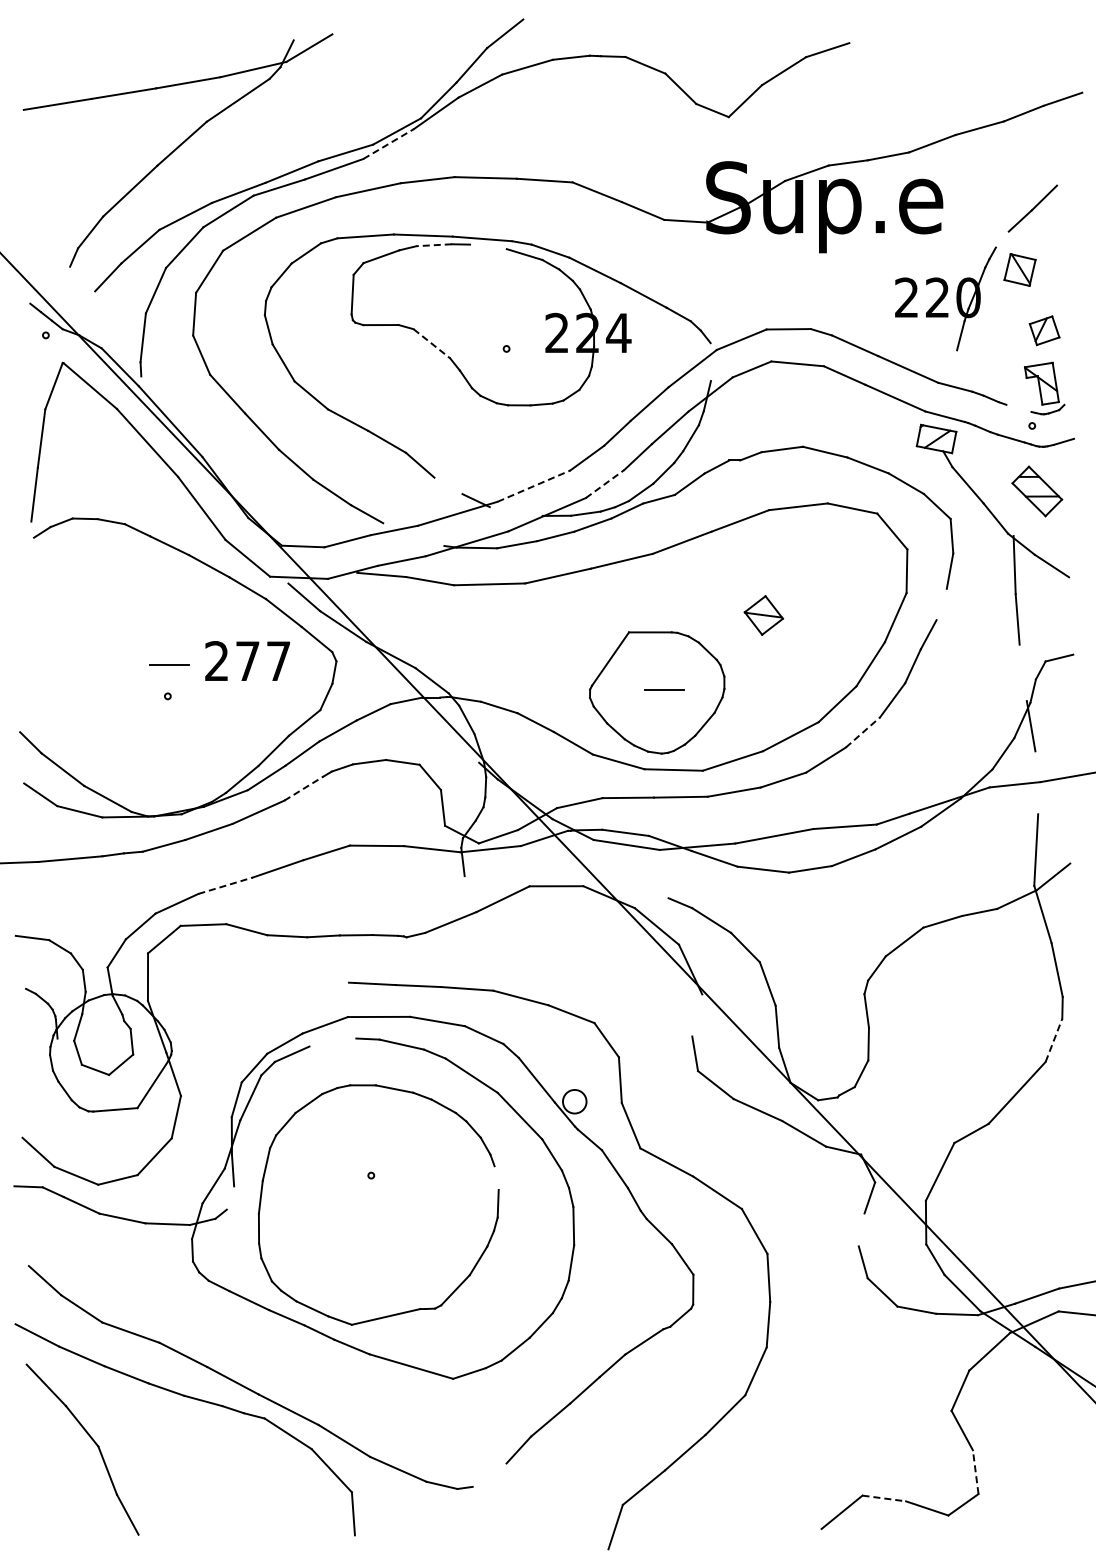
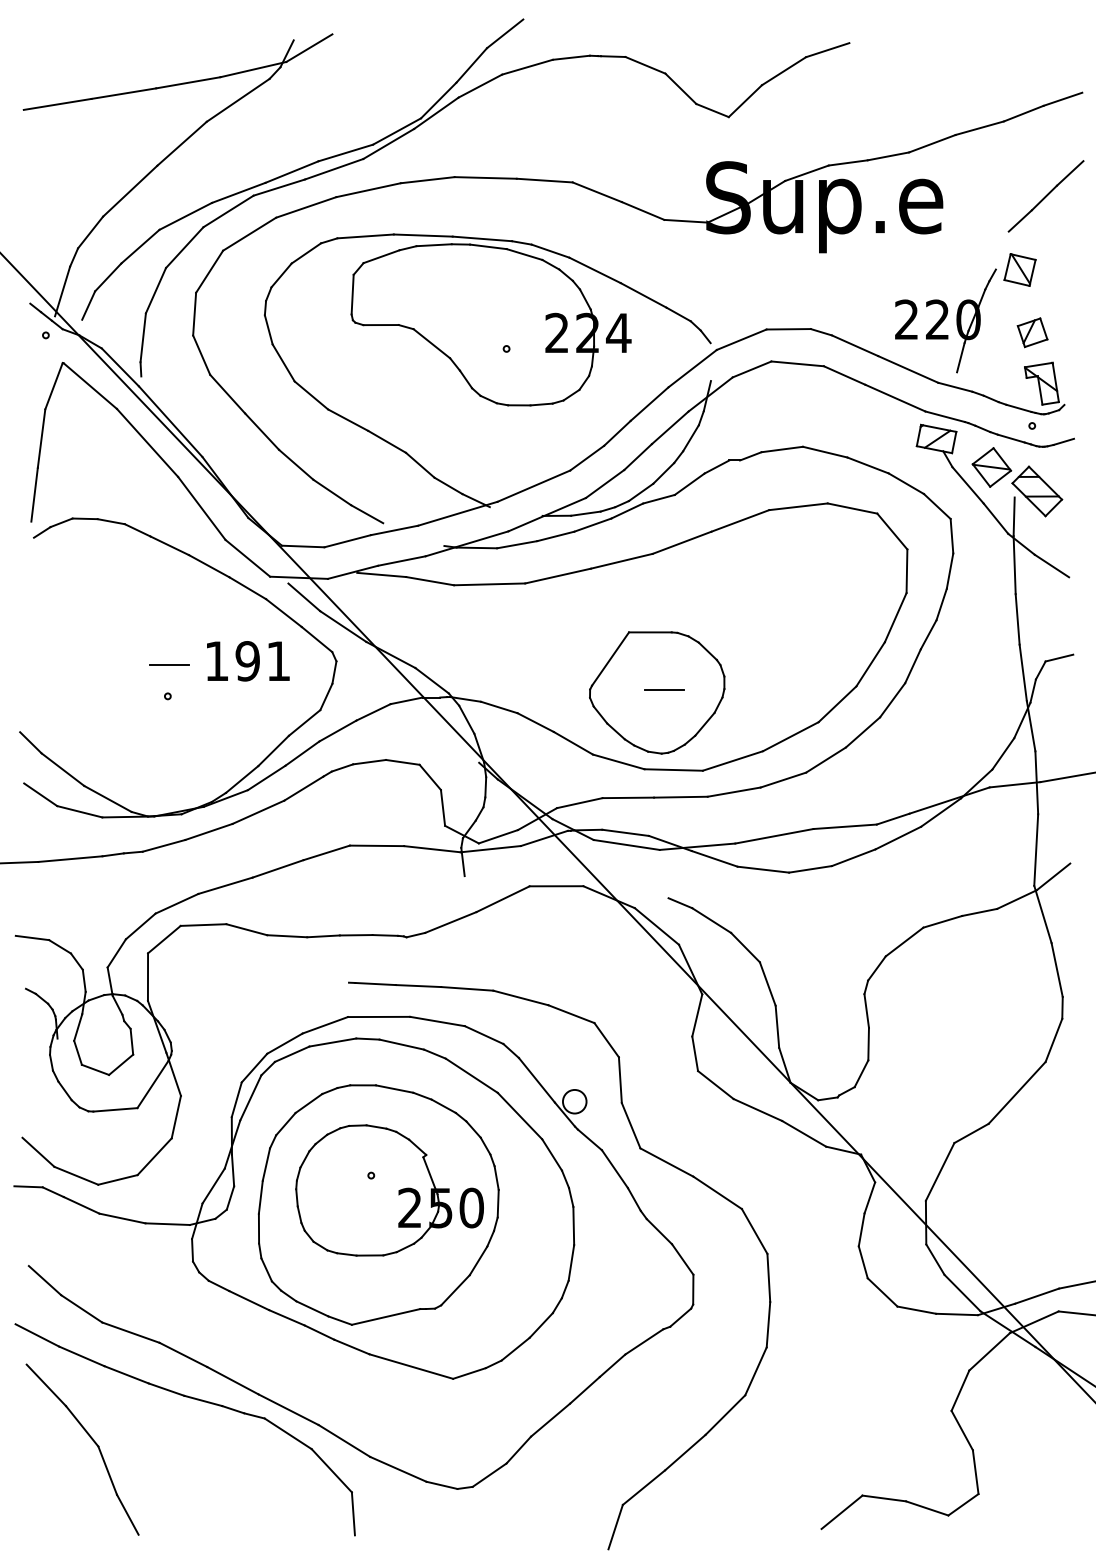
line: dashed -> solid (389, 143)
line: none -> present (1070, 173)
line: dashed -> solid (434, 245)
line: none -> present (488, 246)
line: none -> present (62, 291)
part position: (945, 298) -> (945, 320) (945, 320)
line: none -> present (88, 305)
part position: (1044, 330) -> (1032, 332) (1032, 332)
line: dashed -> solid (432, 344)
line: none -> present (1018, 407)
line: dashed -> solid (605, 484)
line: none -> present (448, 485)
line: dashed -> solid (533, 486)
line: none -> present (1013, 516)
line: none -> present (941, 604)
part position: (763, 615) -> (991, 467) (991, 467)
text: 277 -> 191 (247, 661)
line: none -> present (1022, 672)
line: dashed -> solid (863, 732)
line: none -> present (1036, 782)
line: dashed -> solid (303, 788)
line: dashed -> solid (226, 885)
line: none -> present (697, 1015)
line: dashed -> solid (1054, 1039)
line: none -> present (332, 1042)
line: none -> present (496, 1177)
part: none -> present (389, 1190)
line: none -> present (230, 1197)
line: none -> present (861, 1229)
line: dashed -> solid (975, 1471)
line: none -> present (489, 1474)
line: dashed -> solid (884, 1498)
